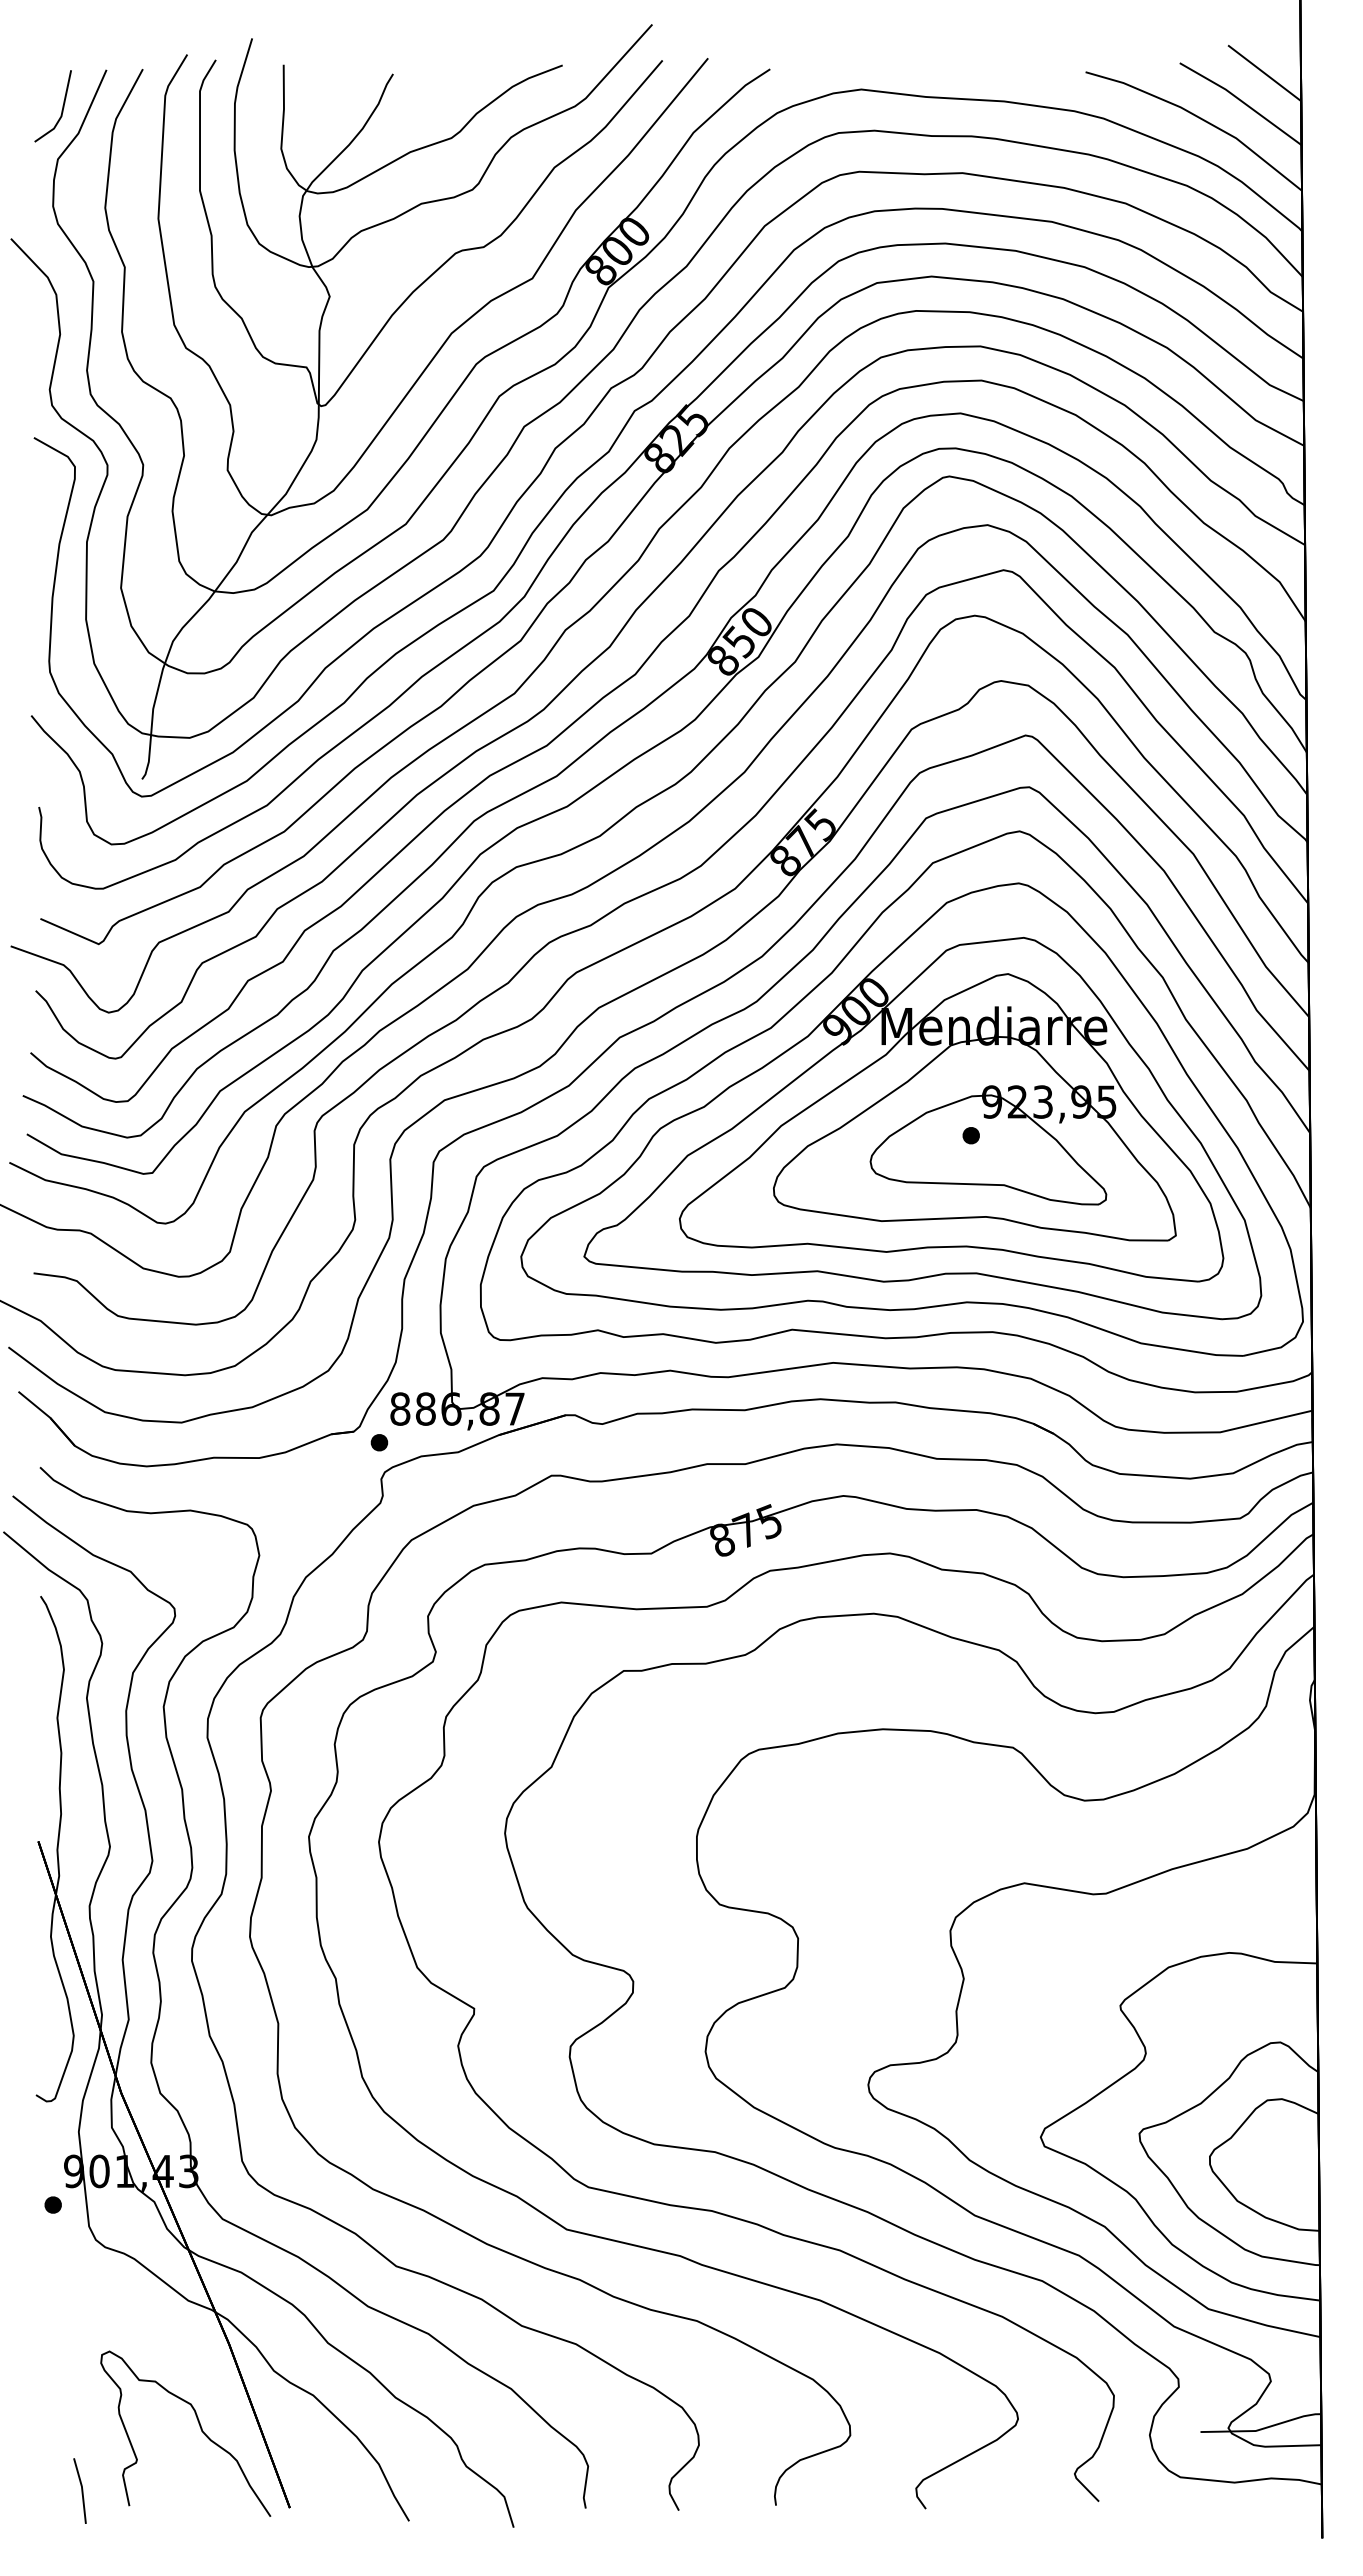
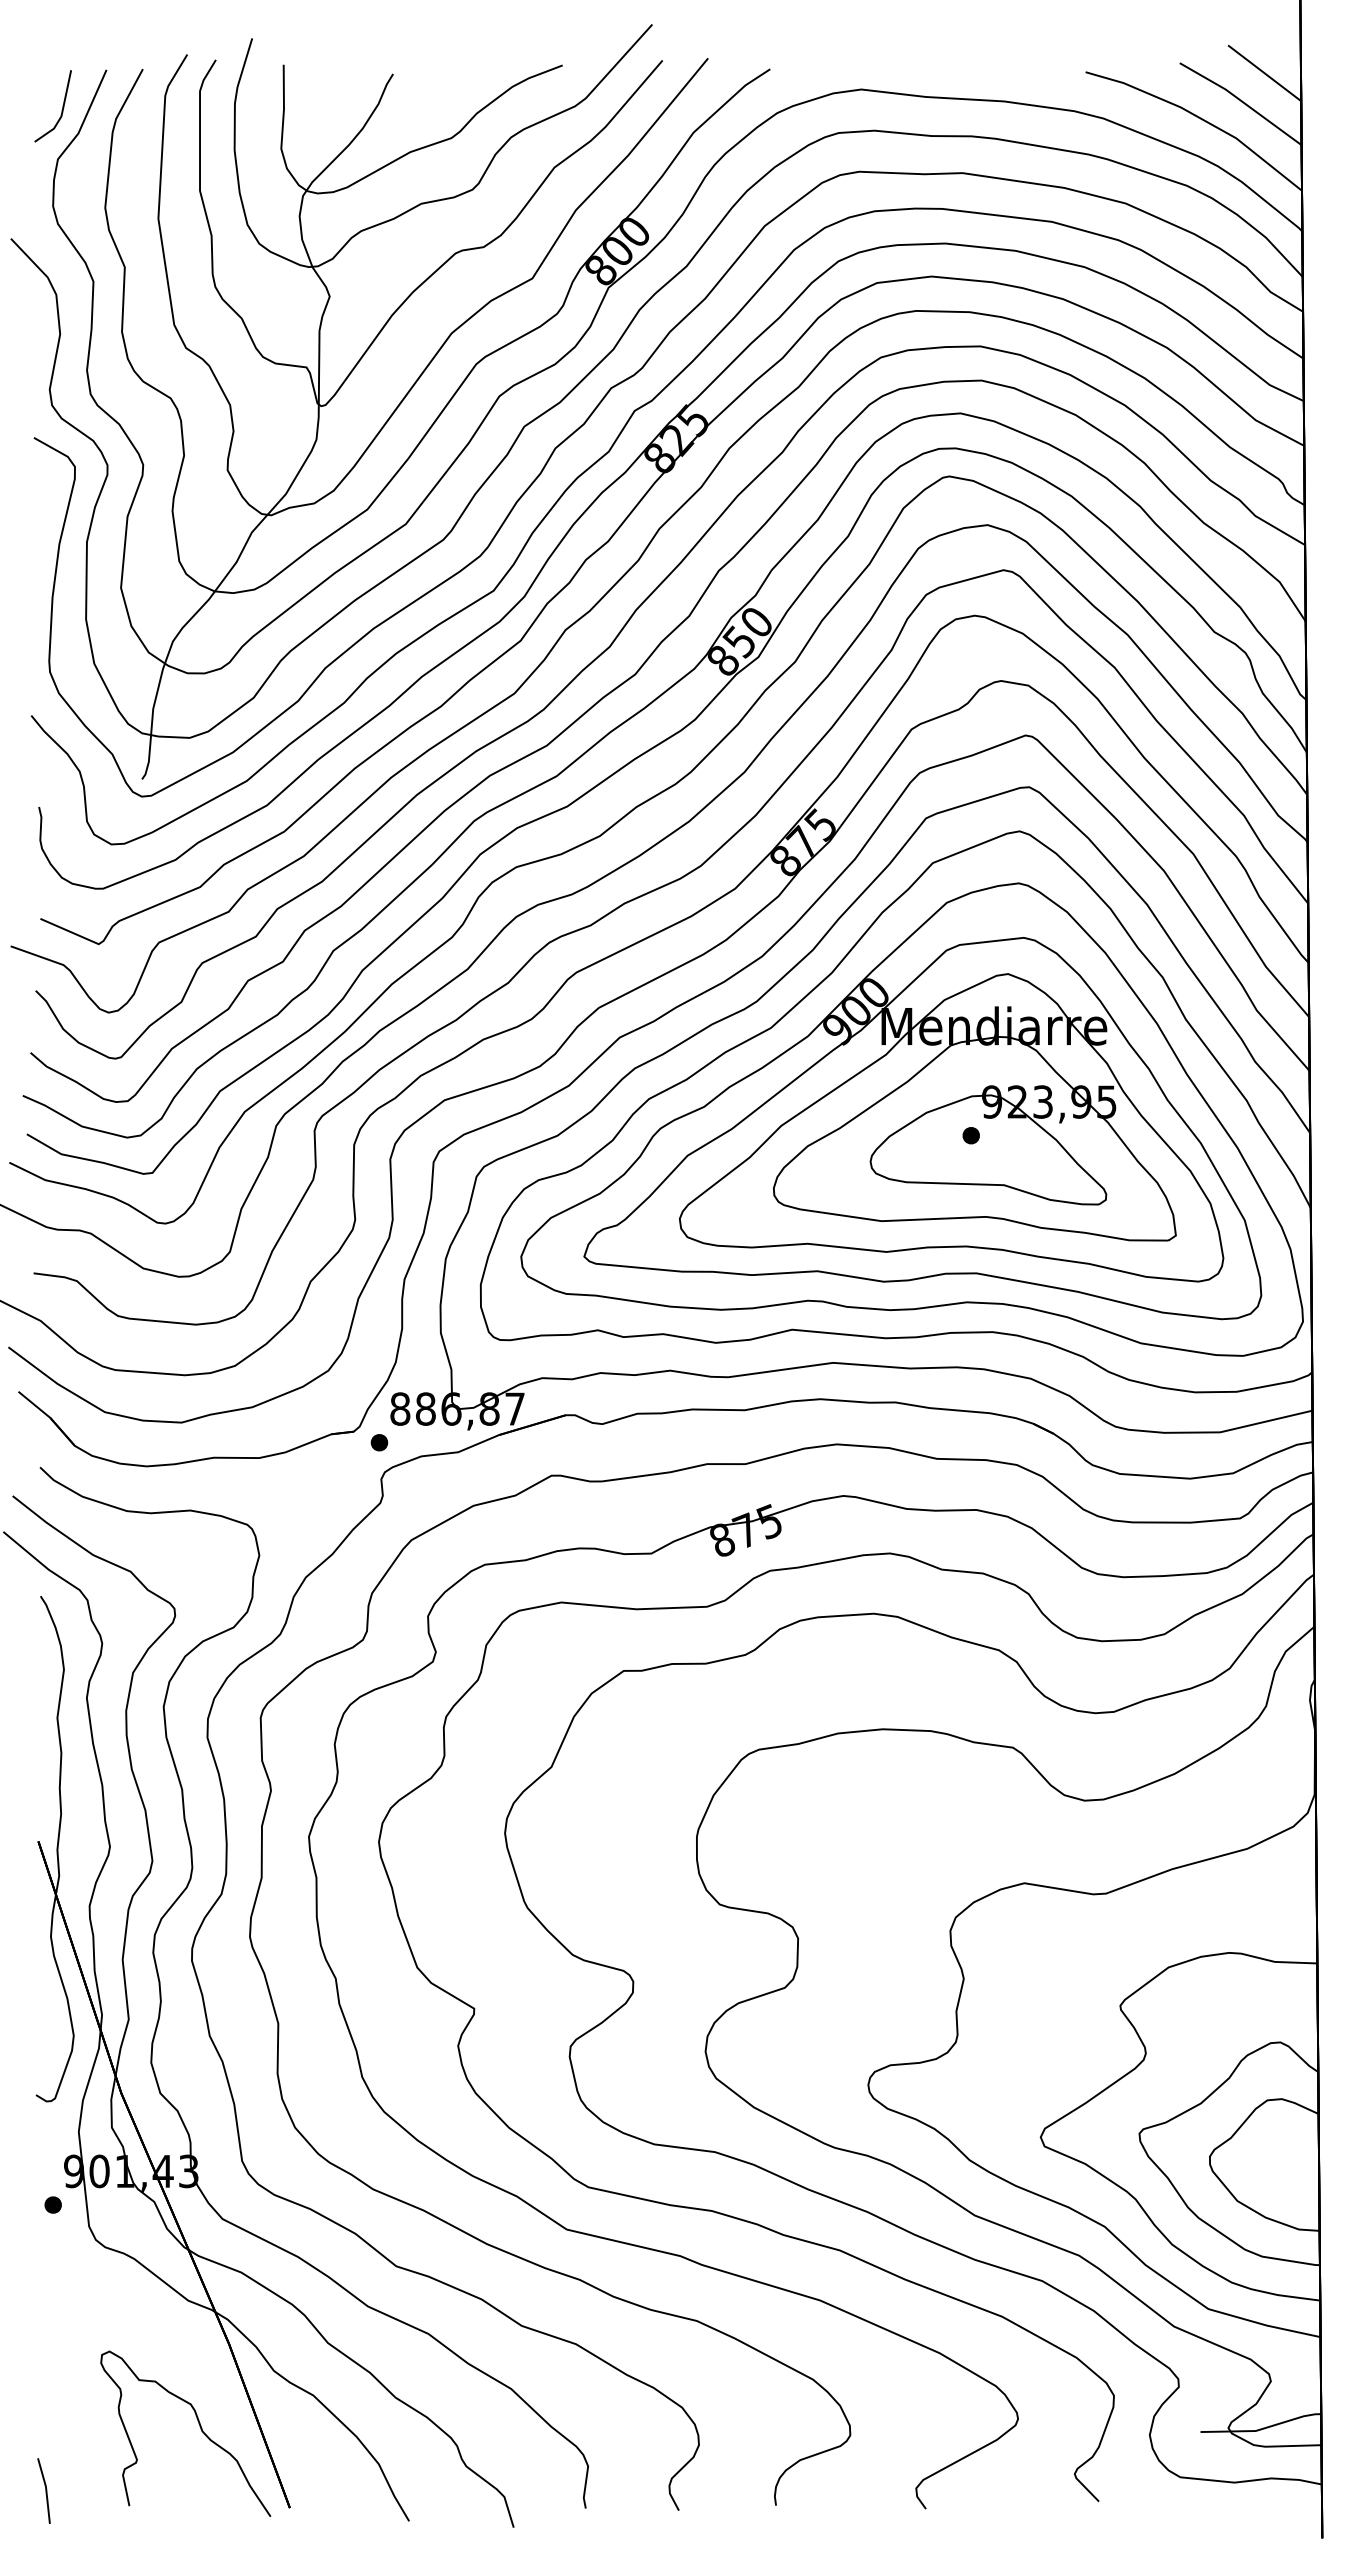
line position: (81, 2490) -> (45, 2490) (45, 2490)
